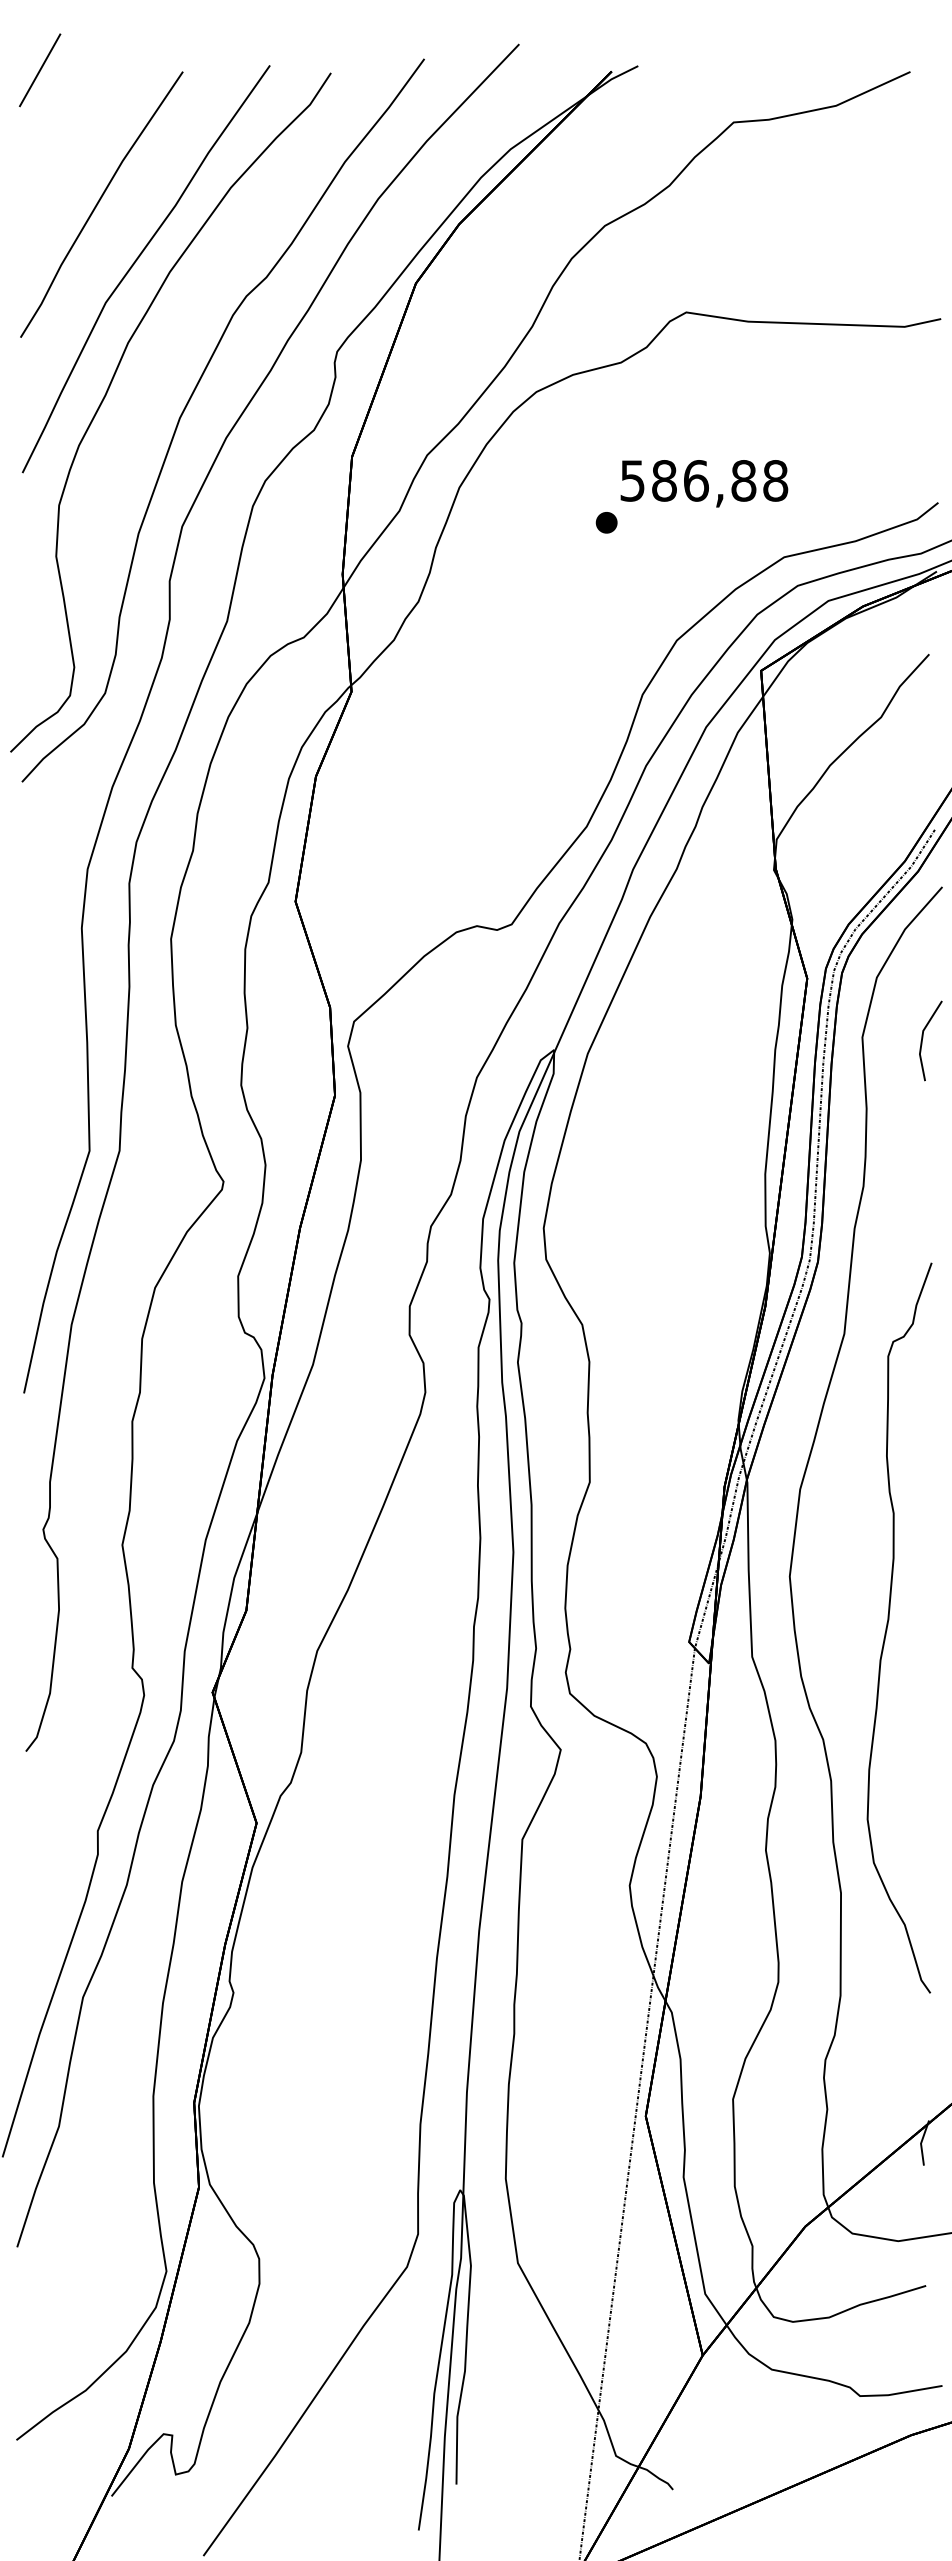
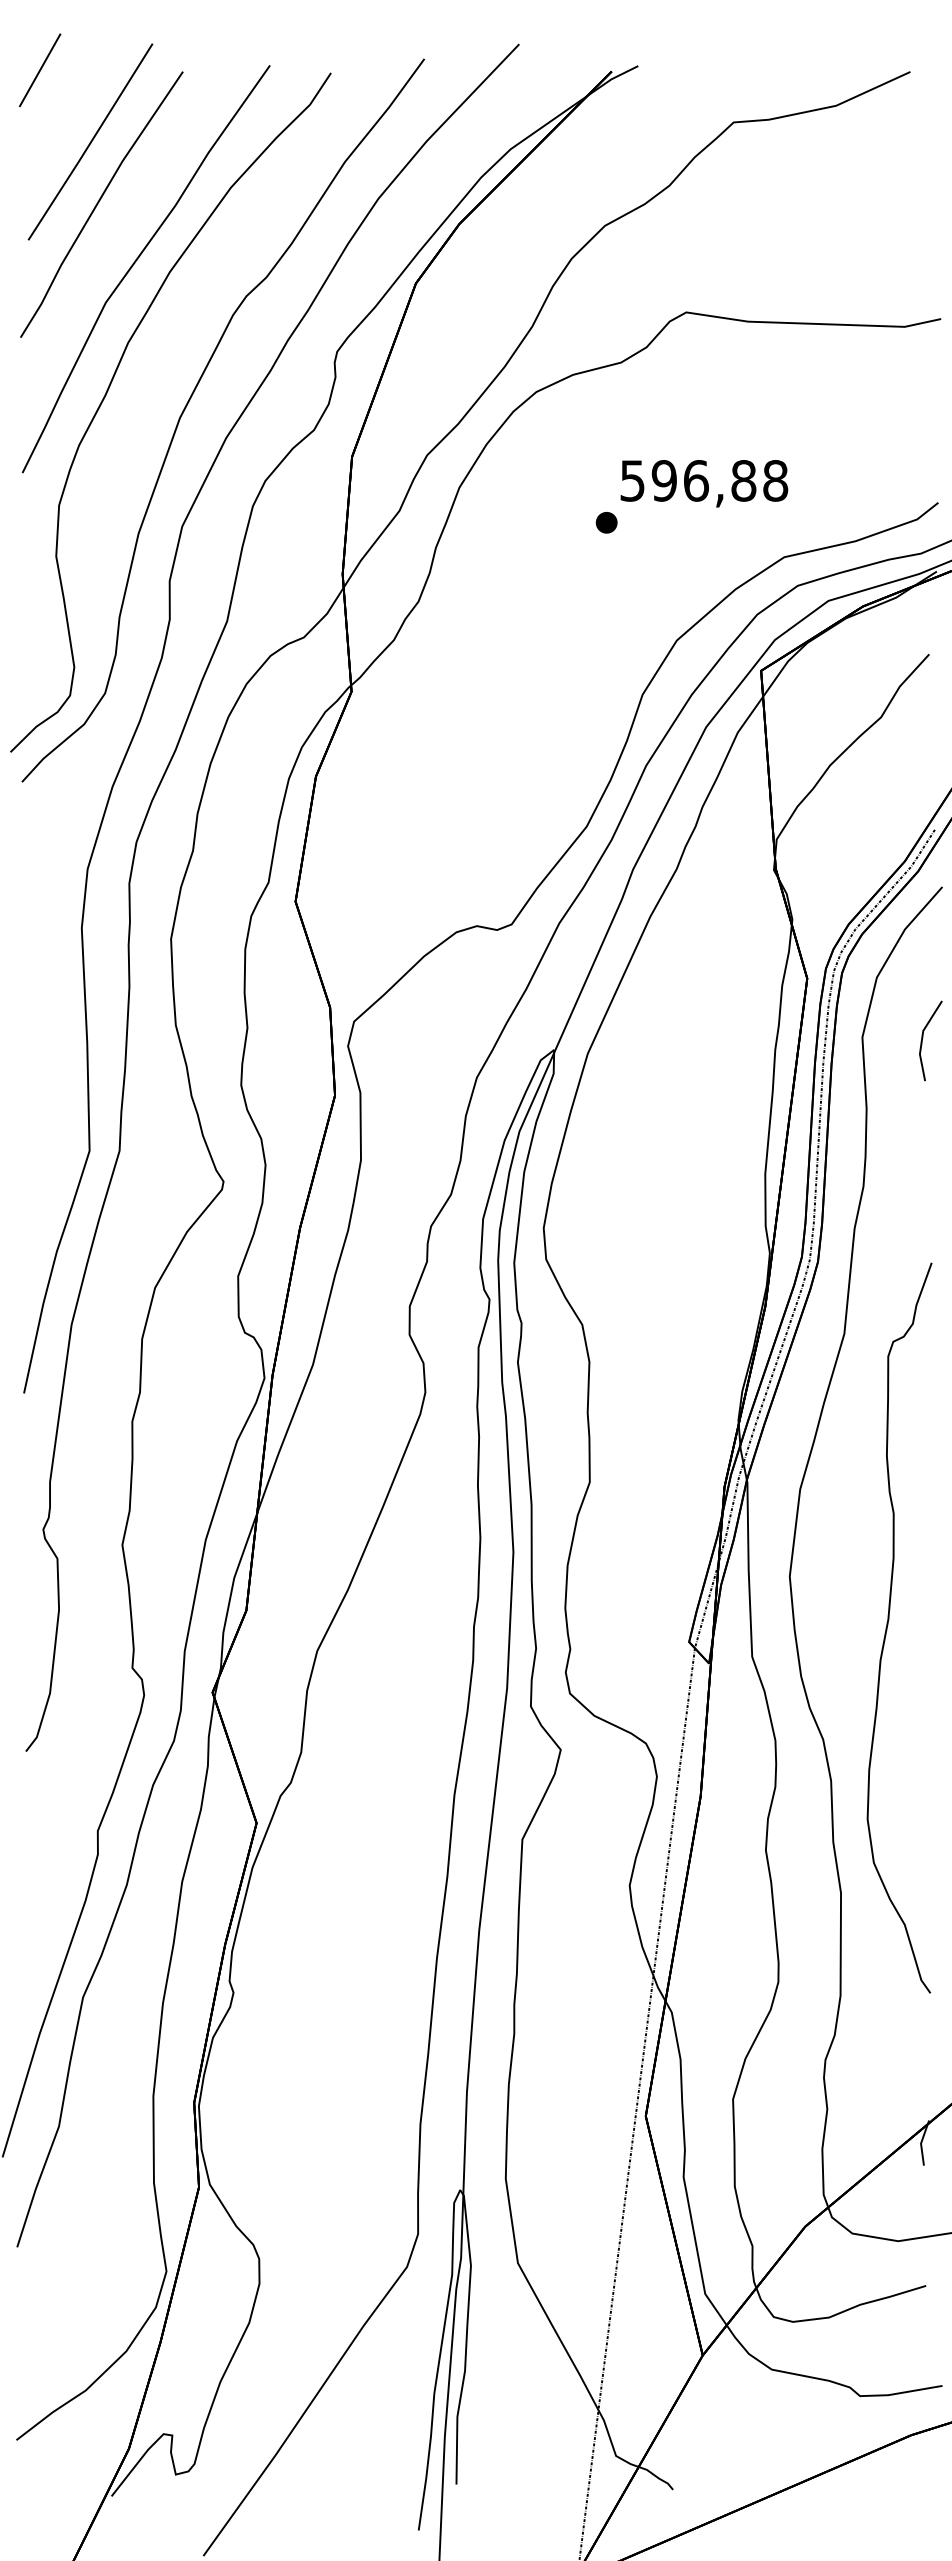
line: none -> present (90, 141)
text: 586,88 -> 596,88 (663, 480)
